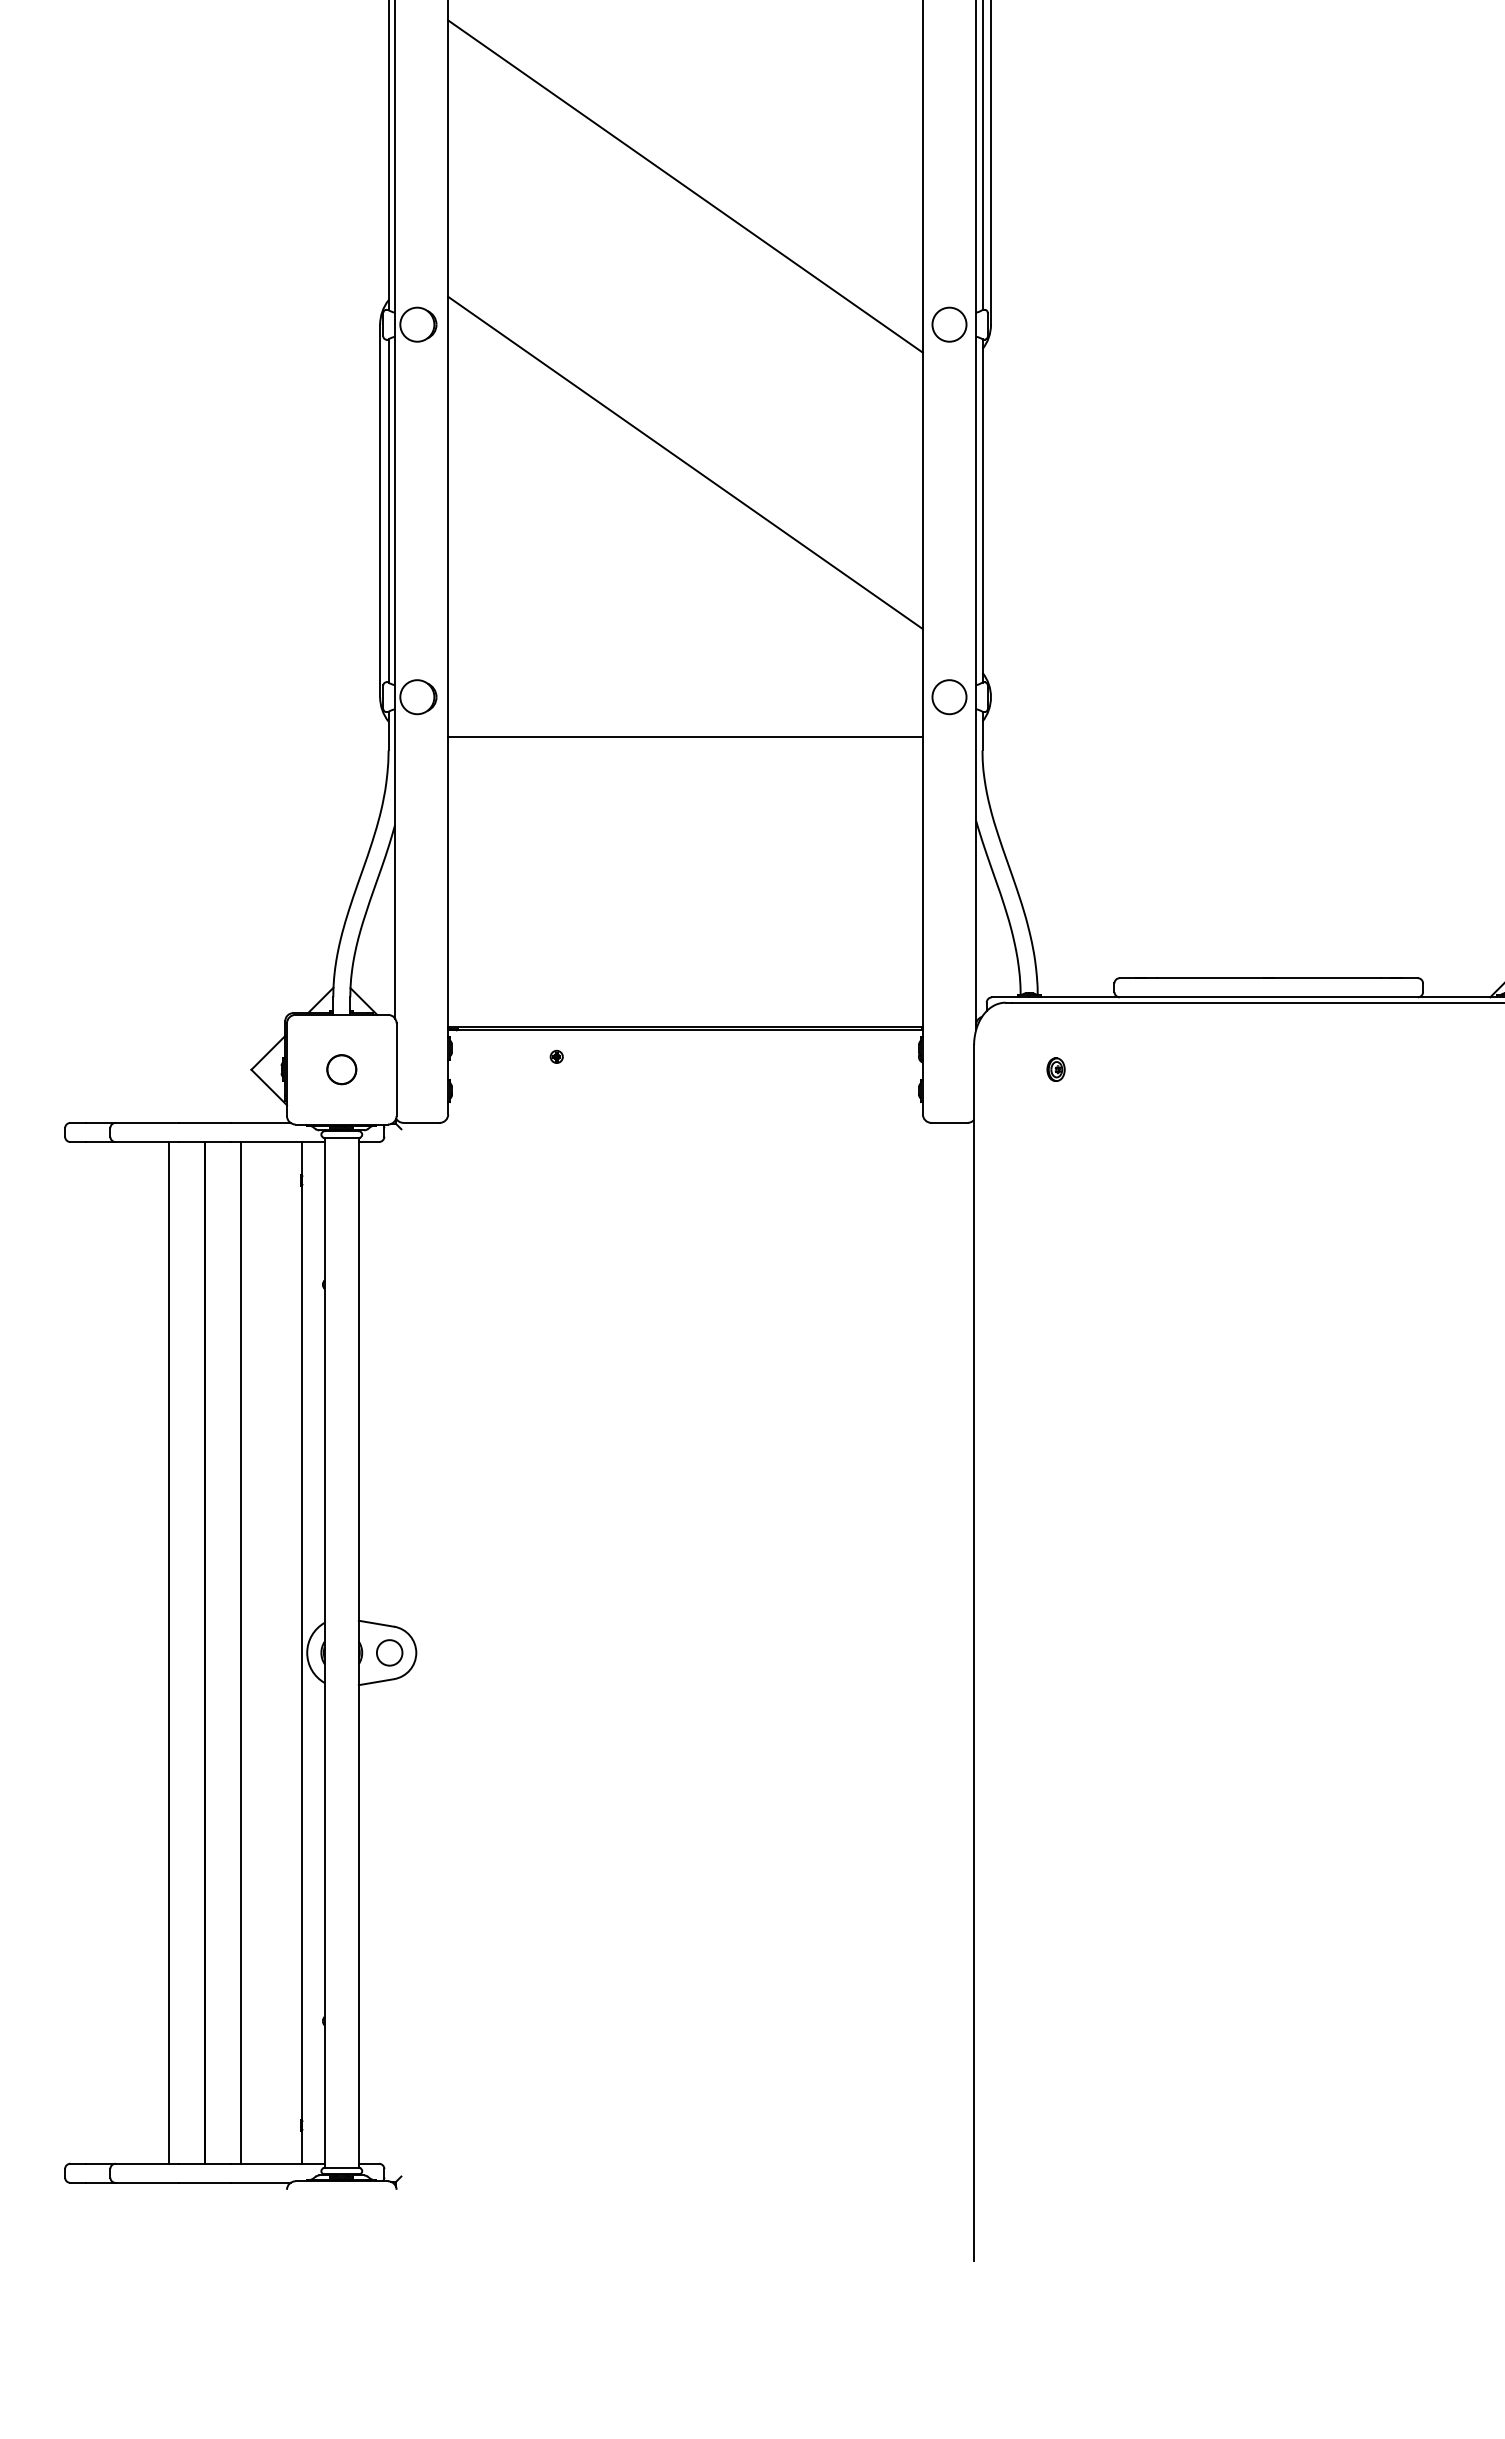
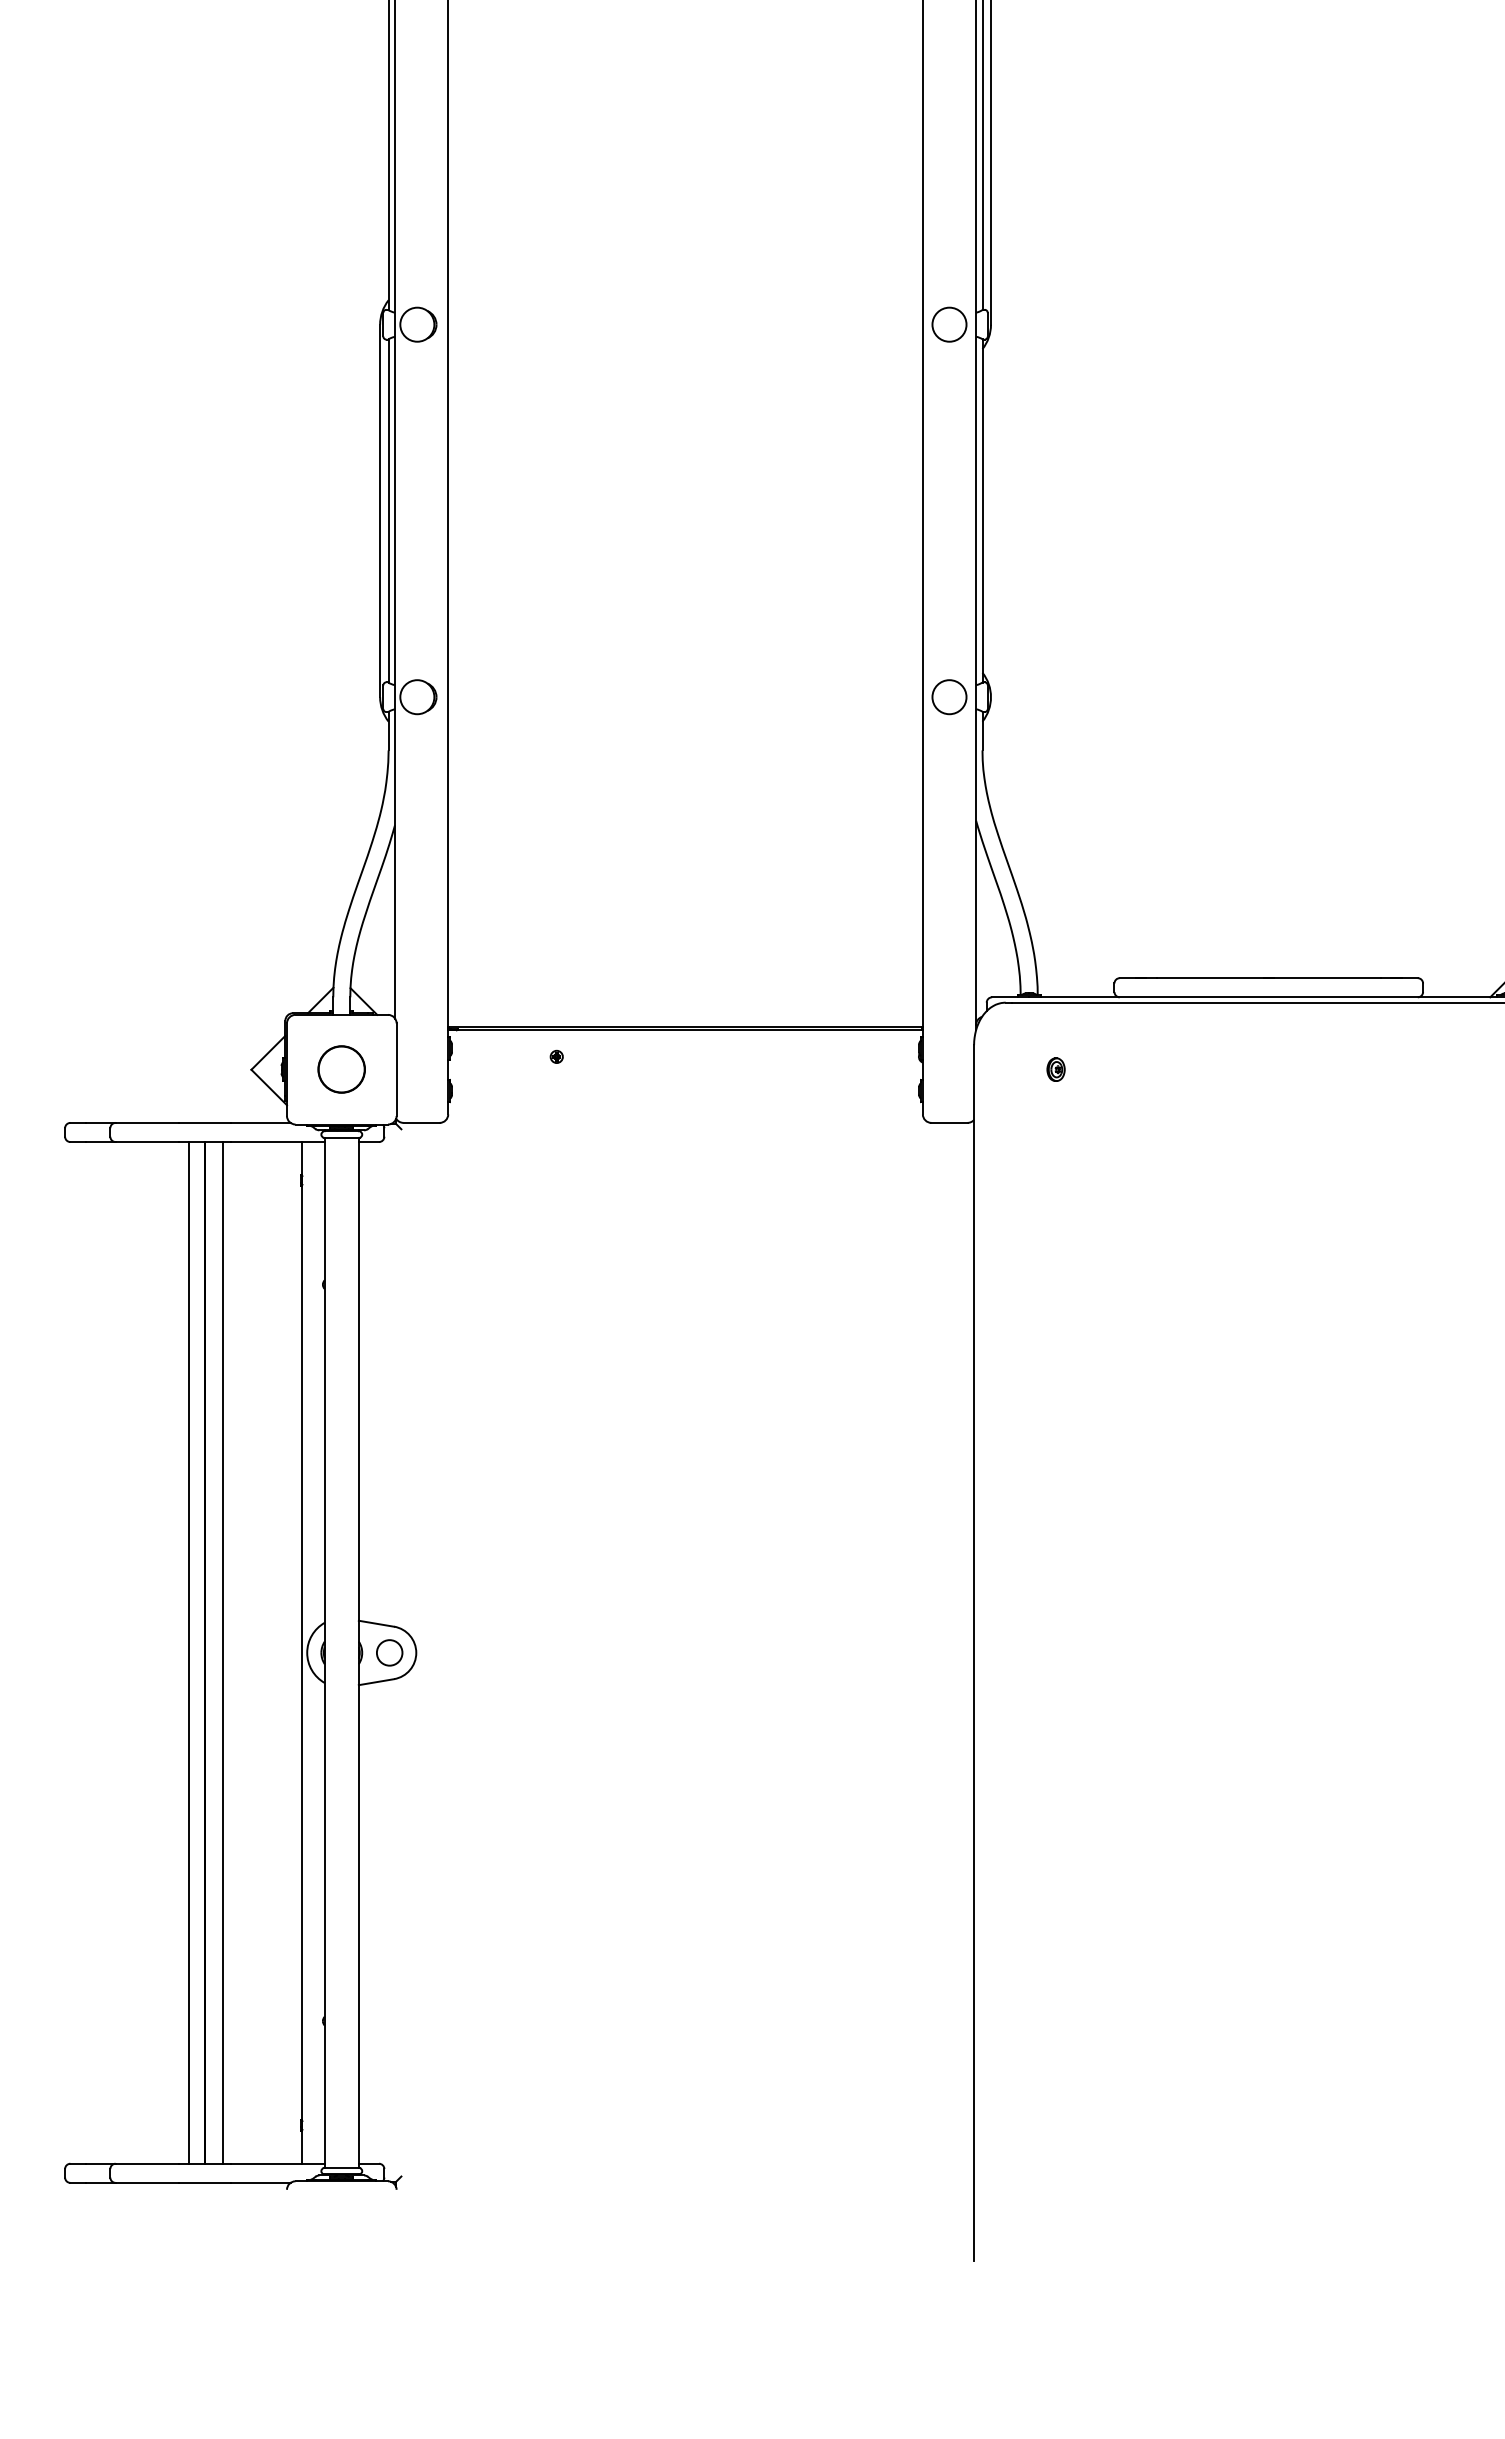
line: present -> none (685, 186)
line: present -> none (685, 462)
line: present -> none (685, 736)
circle size: 32x32 px -> 49x49 px (341, 1069)
line position: (169, 1652) -> (189, 1652) (189, 1652)
line position: (241, 1652) -> (223, 1652) (223, 1652)
